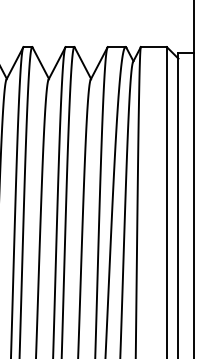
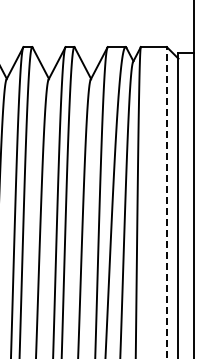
line: solid -> dashed (166, 202)
